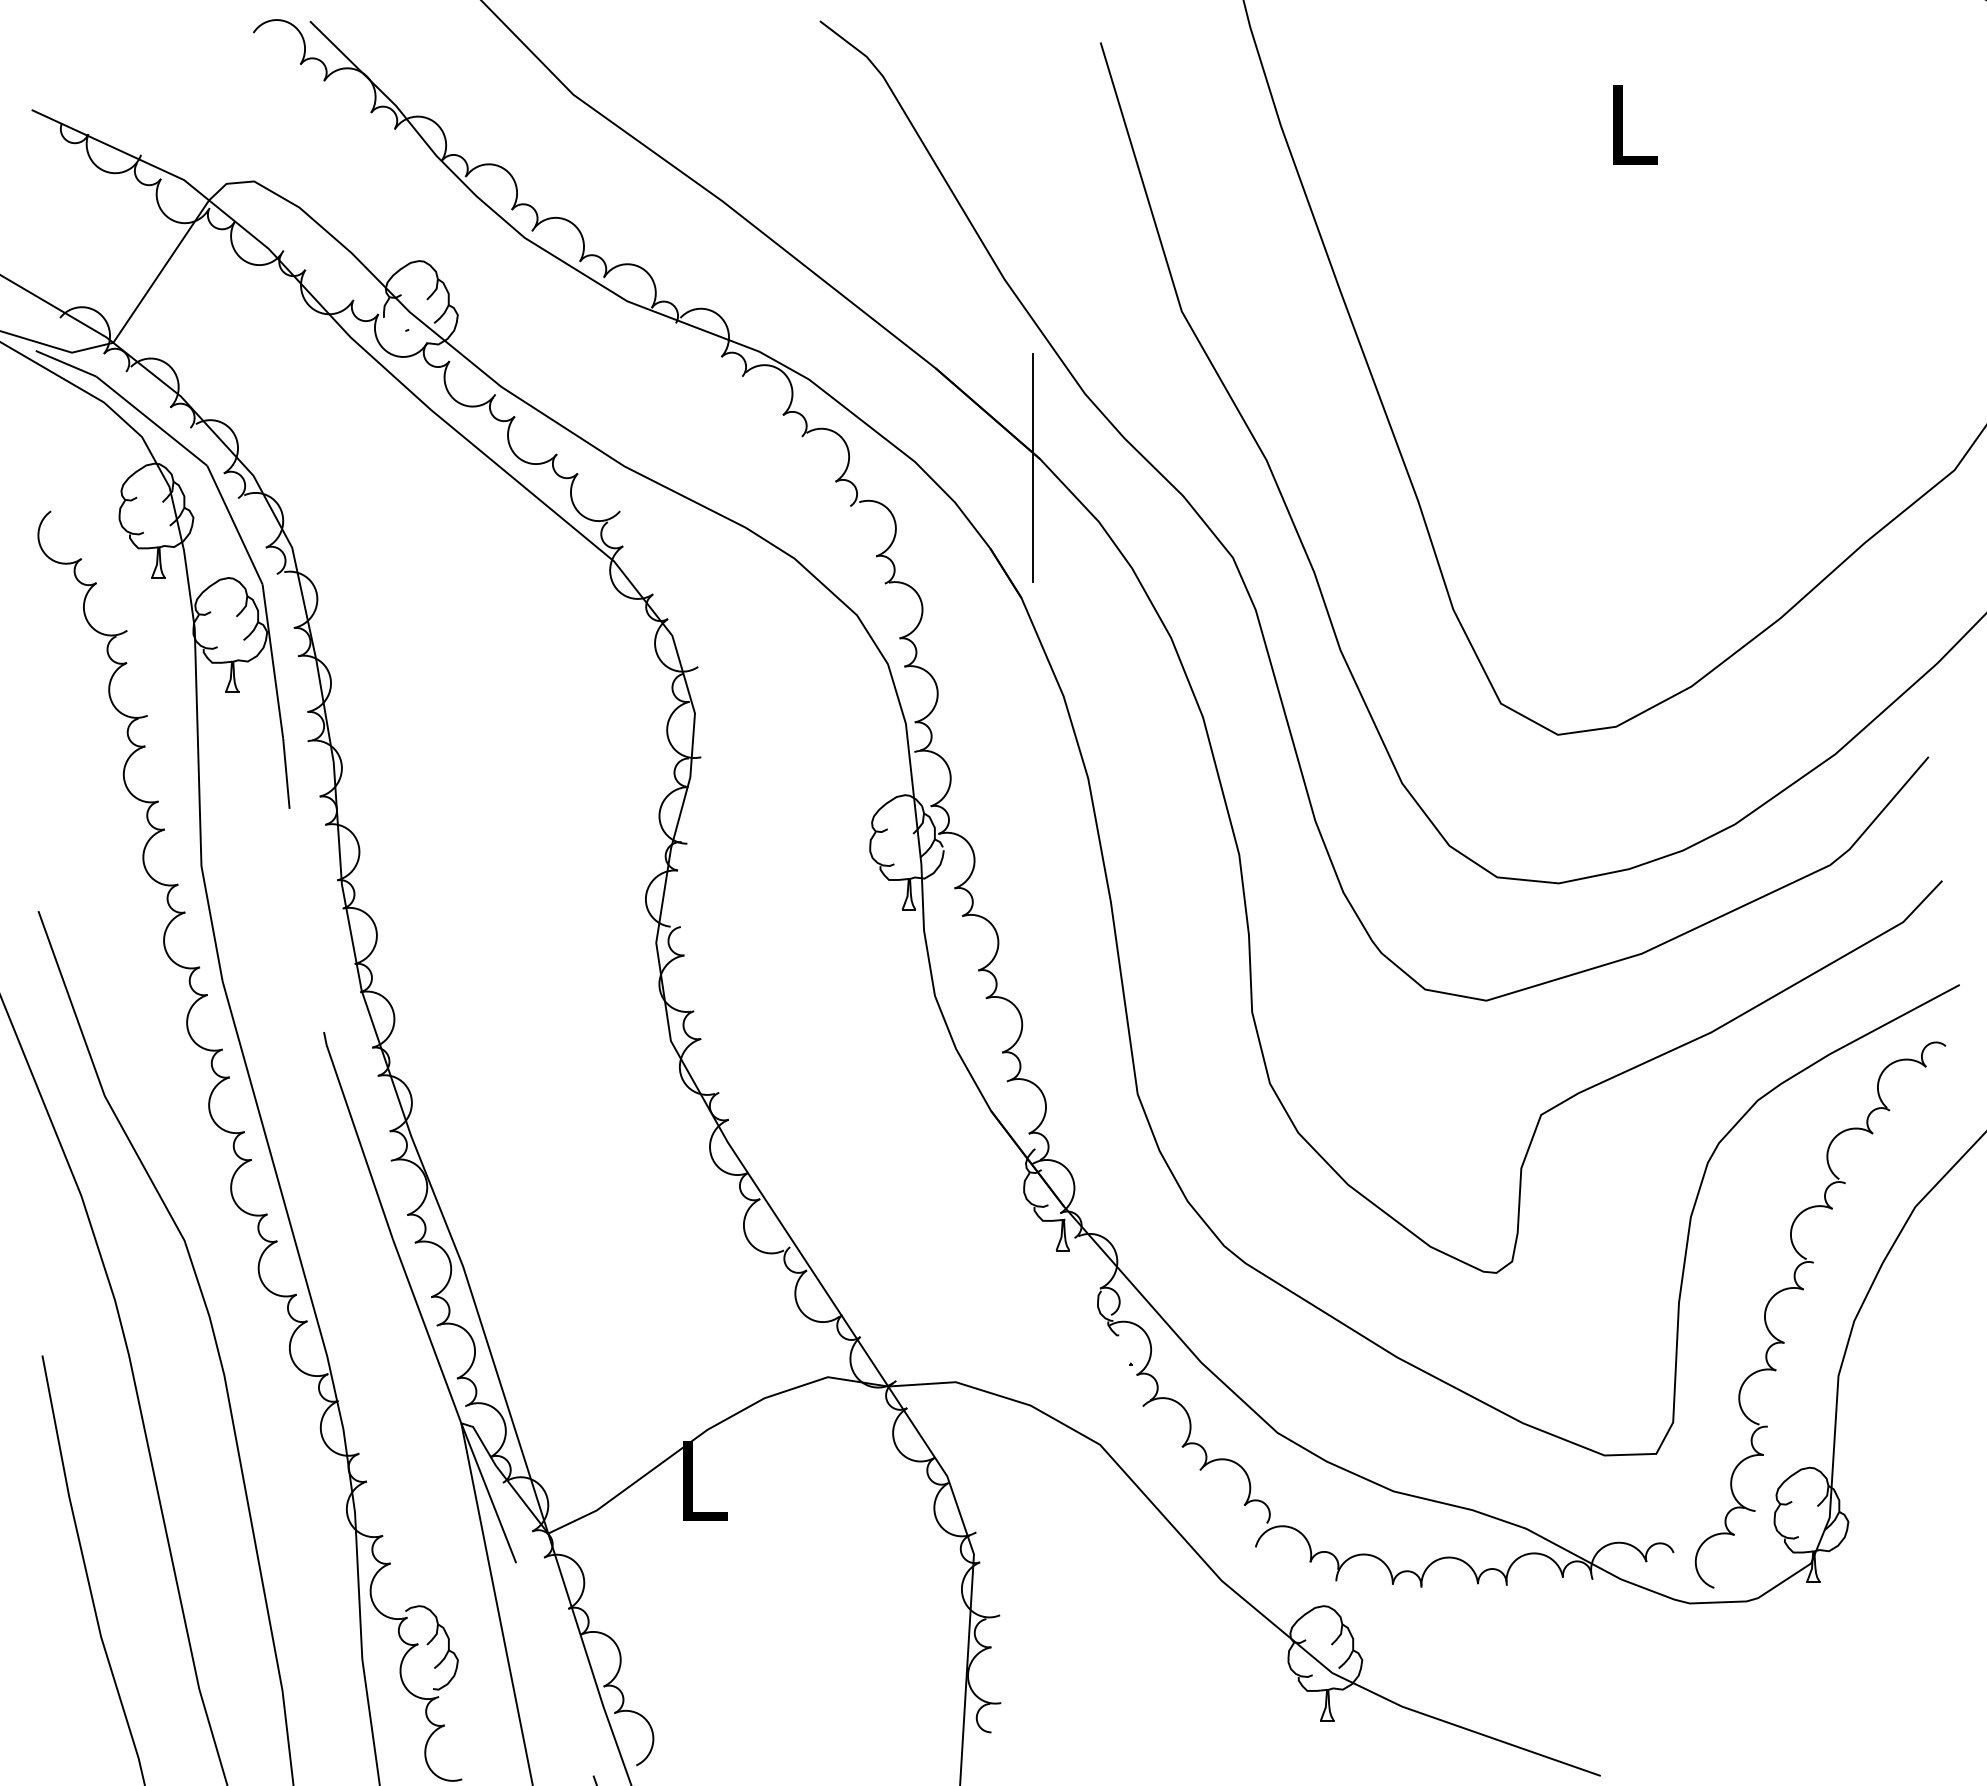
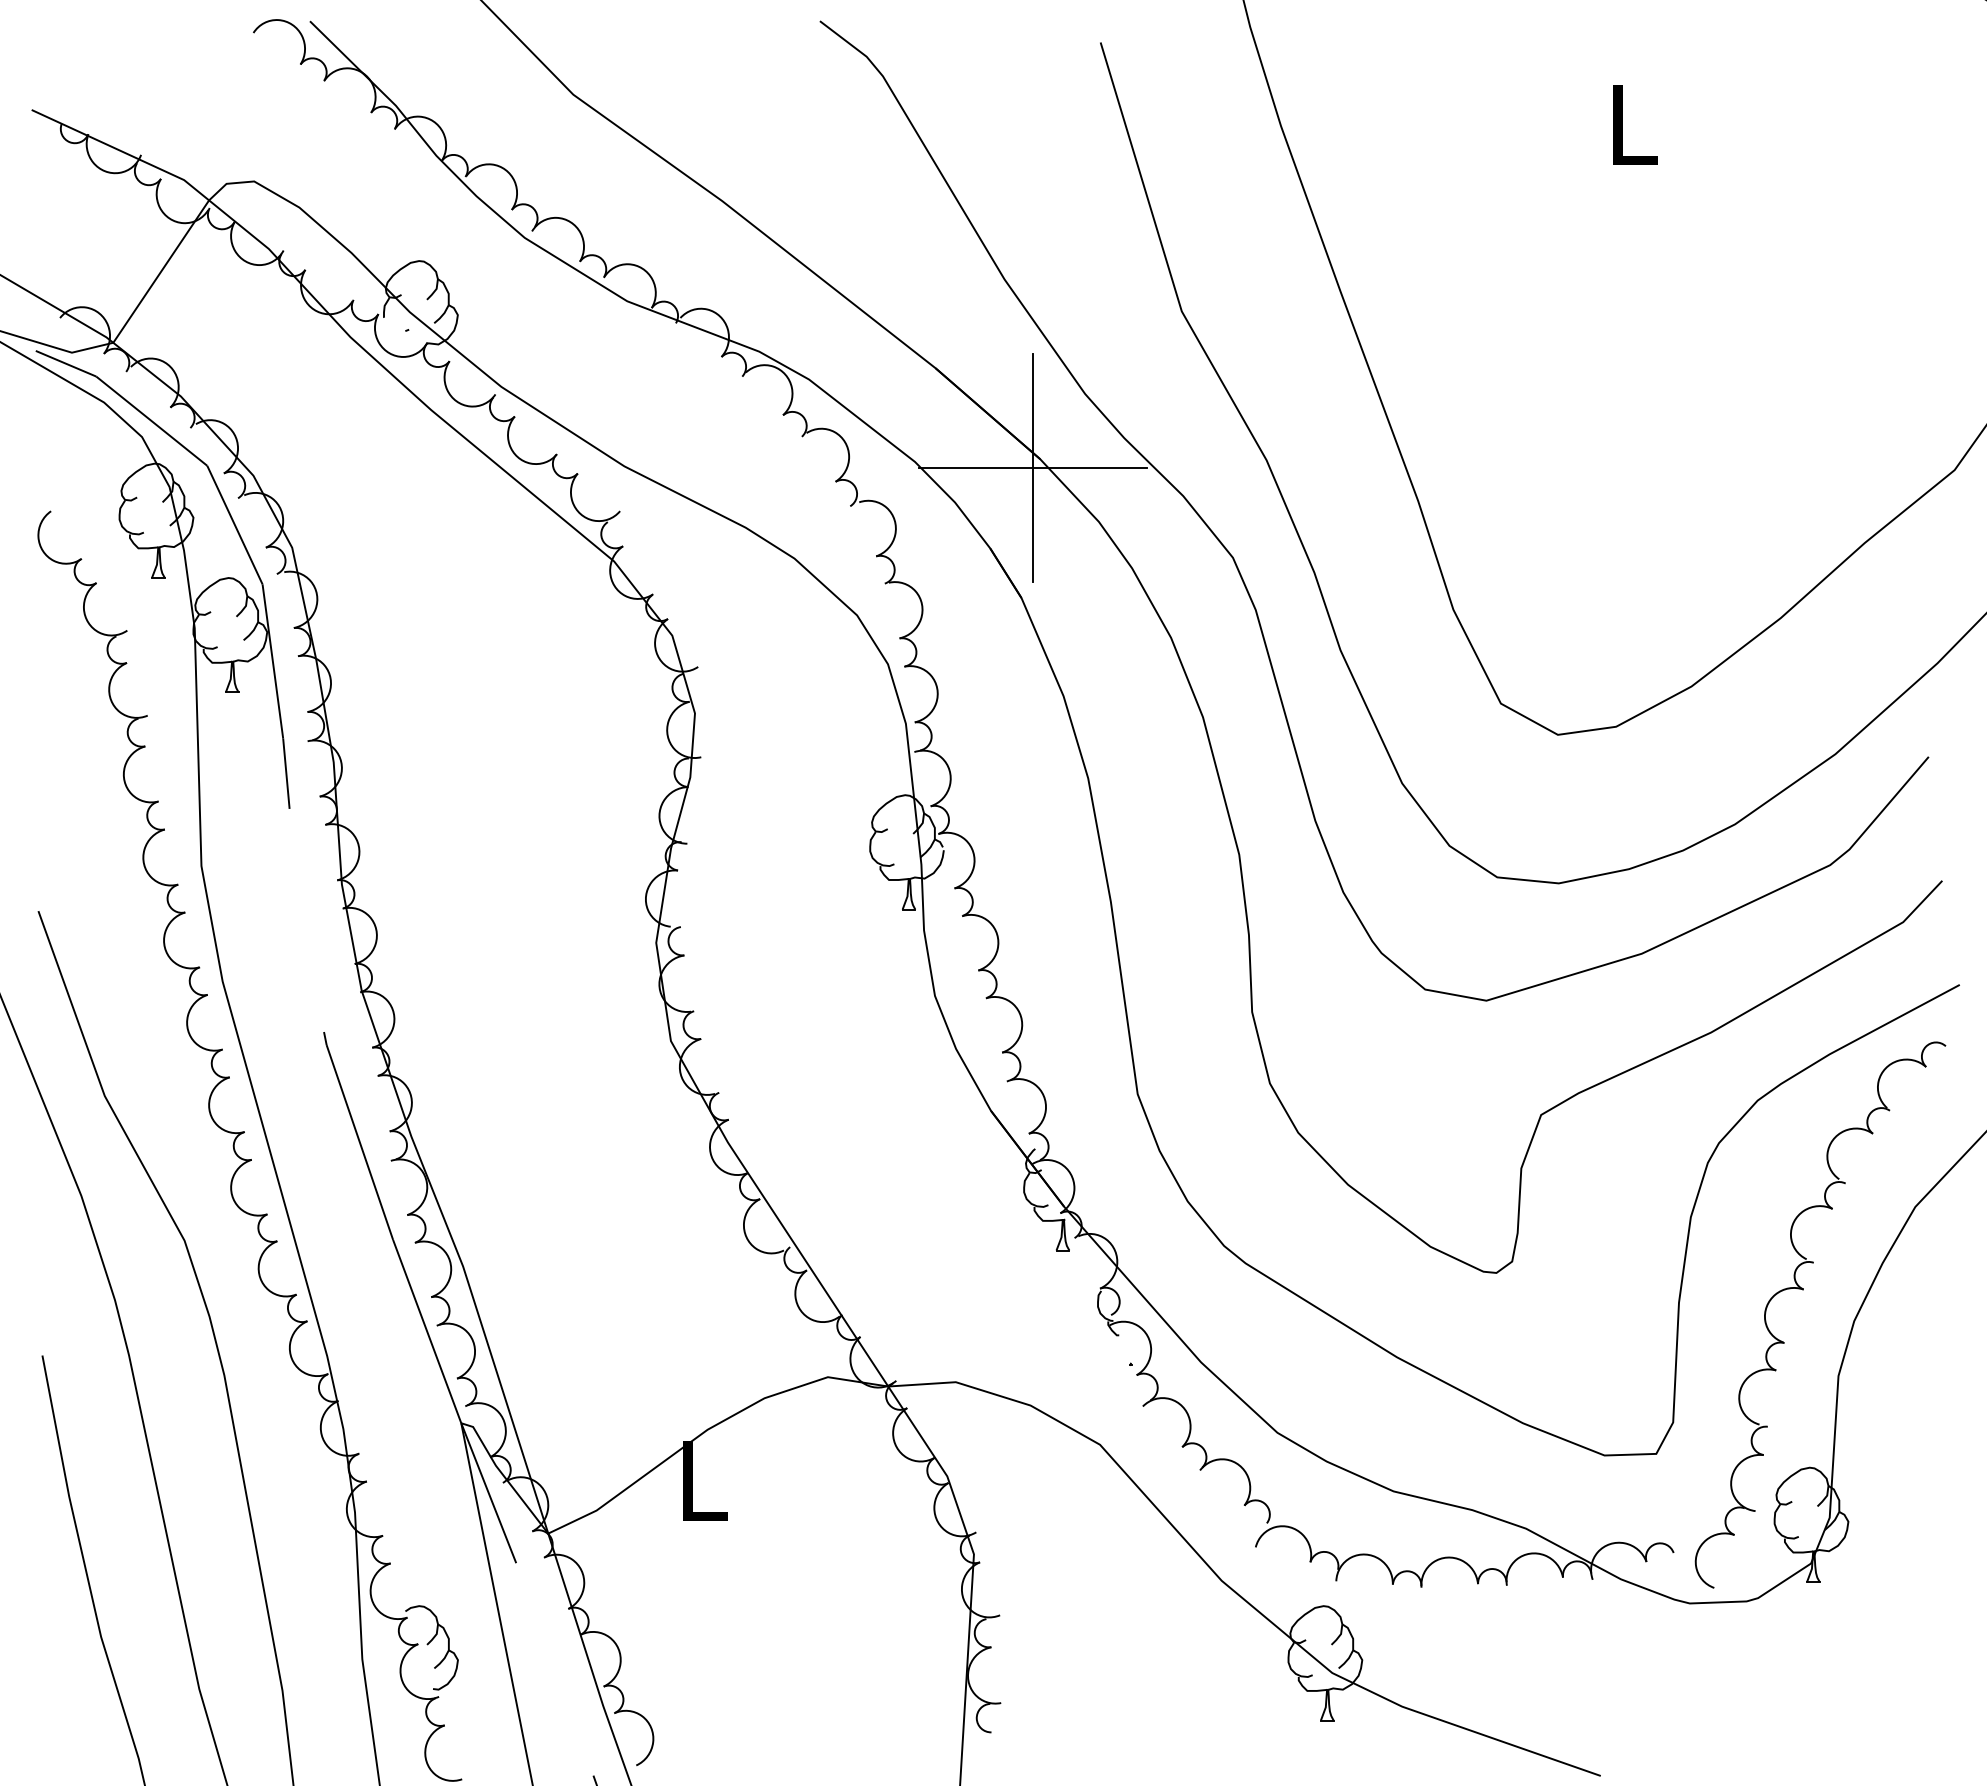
line: none -> present (1032, 467)
